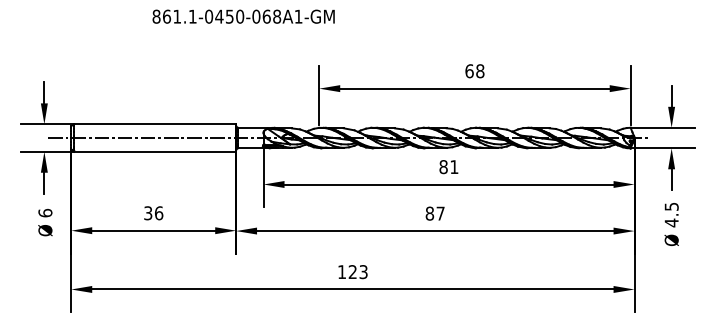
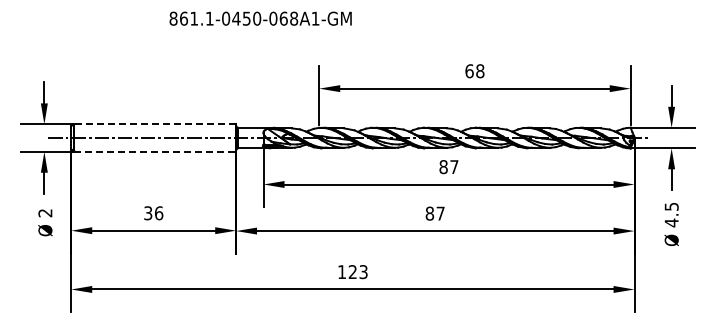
text position: (243, 16) -> (260, 18) (260, 18)
line: solid -> dashed (155, 124)
line: solid -> dashed (155, 151)
text: 81 -> 87 (454, 166)
text: 6 -> 2 (45, 212)
